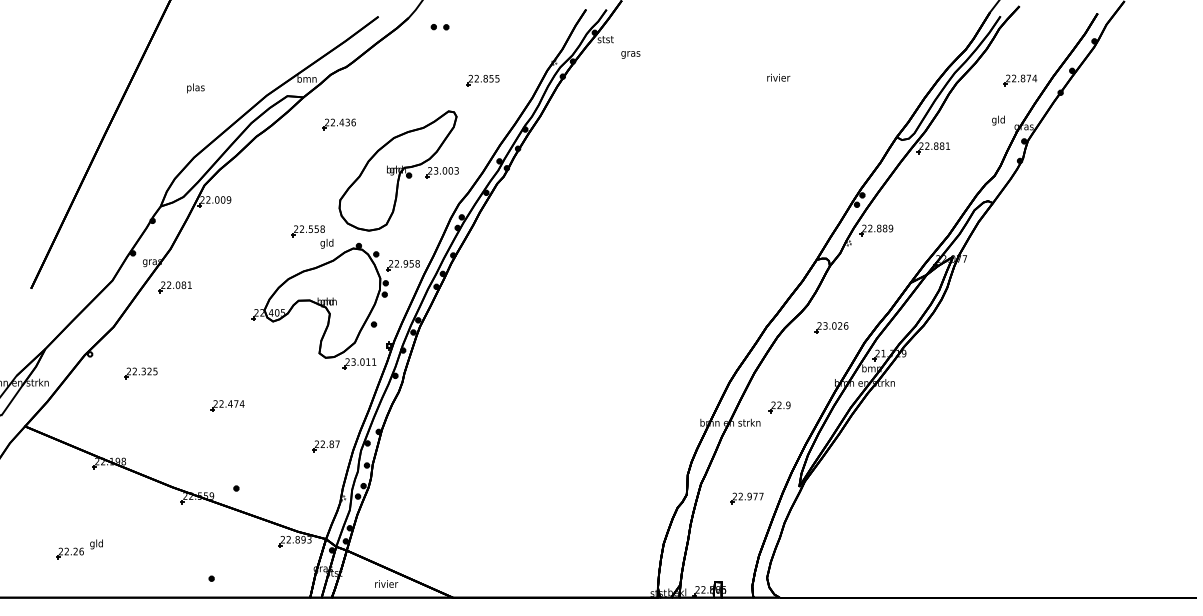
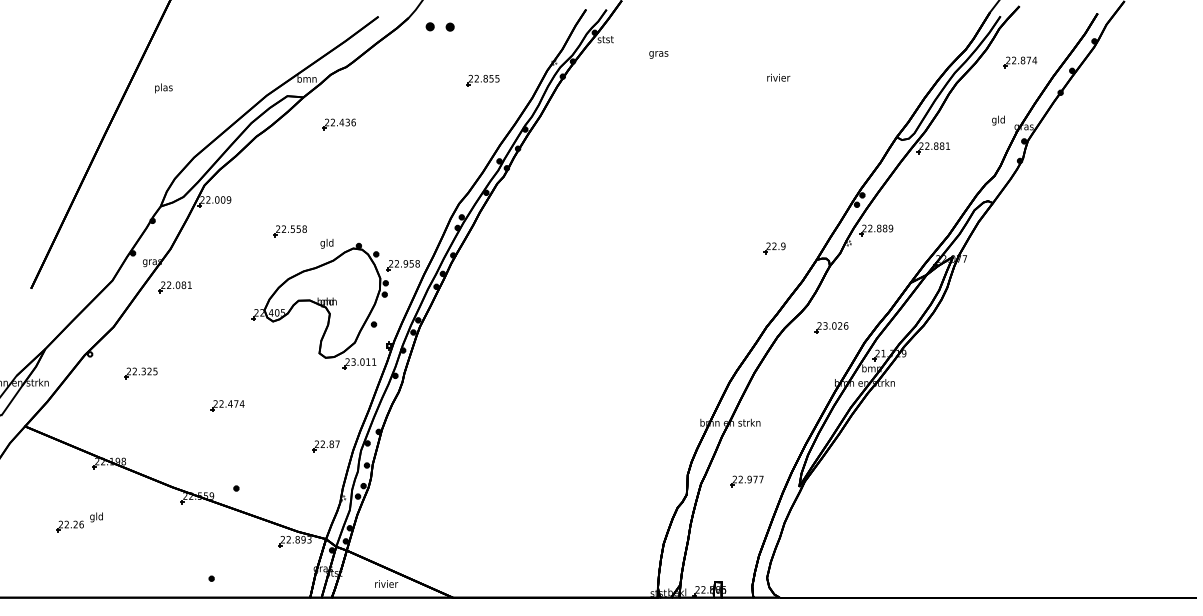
part size: 20x7 px -> 30x10 px (439, 26)
text position: (630, 54) -> (658, 54) (658, 54)
part position: (1020, 80) -> (1020, 62) (1020, 62)
text position: (195, 88) -> (163, 88) (163, 88)
part: present -> none (398, 170)
part position: (307, 231) -> (289, 231) (289, 231)
part position: (779, 407) -> (774, 248) (774, 248)
part position: (746, 498) -> (746, 481) (746, 481)
part position: (79, 549) -> (79, 522) (79, 522)
